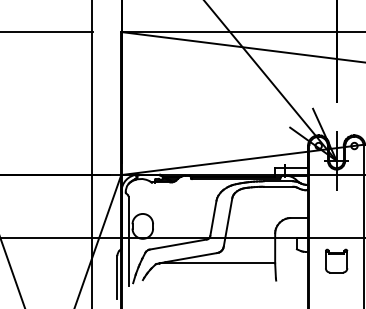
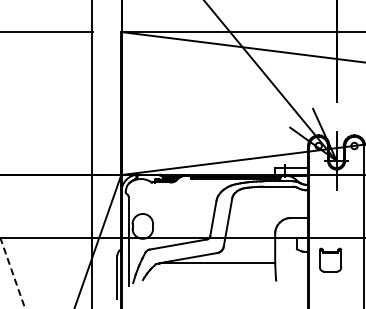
part position: (336, 260) -> (330, 259) (330, 259)
line: solid -> dashed (12, 273)
